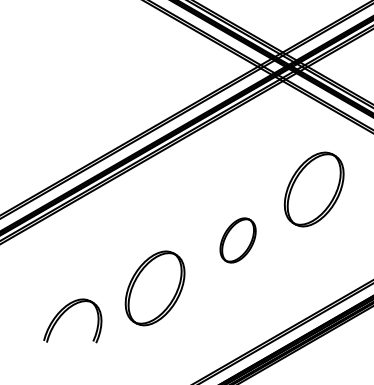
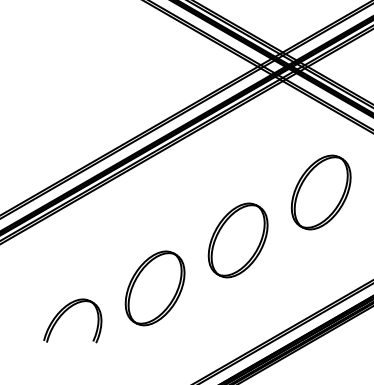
part position: (313, 189) -> (320, 192) (320, 192)
part size: 38x47 px -> 62x77 px (237, 240)
